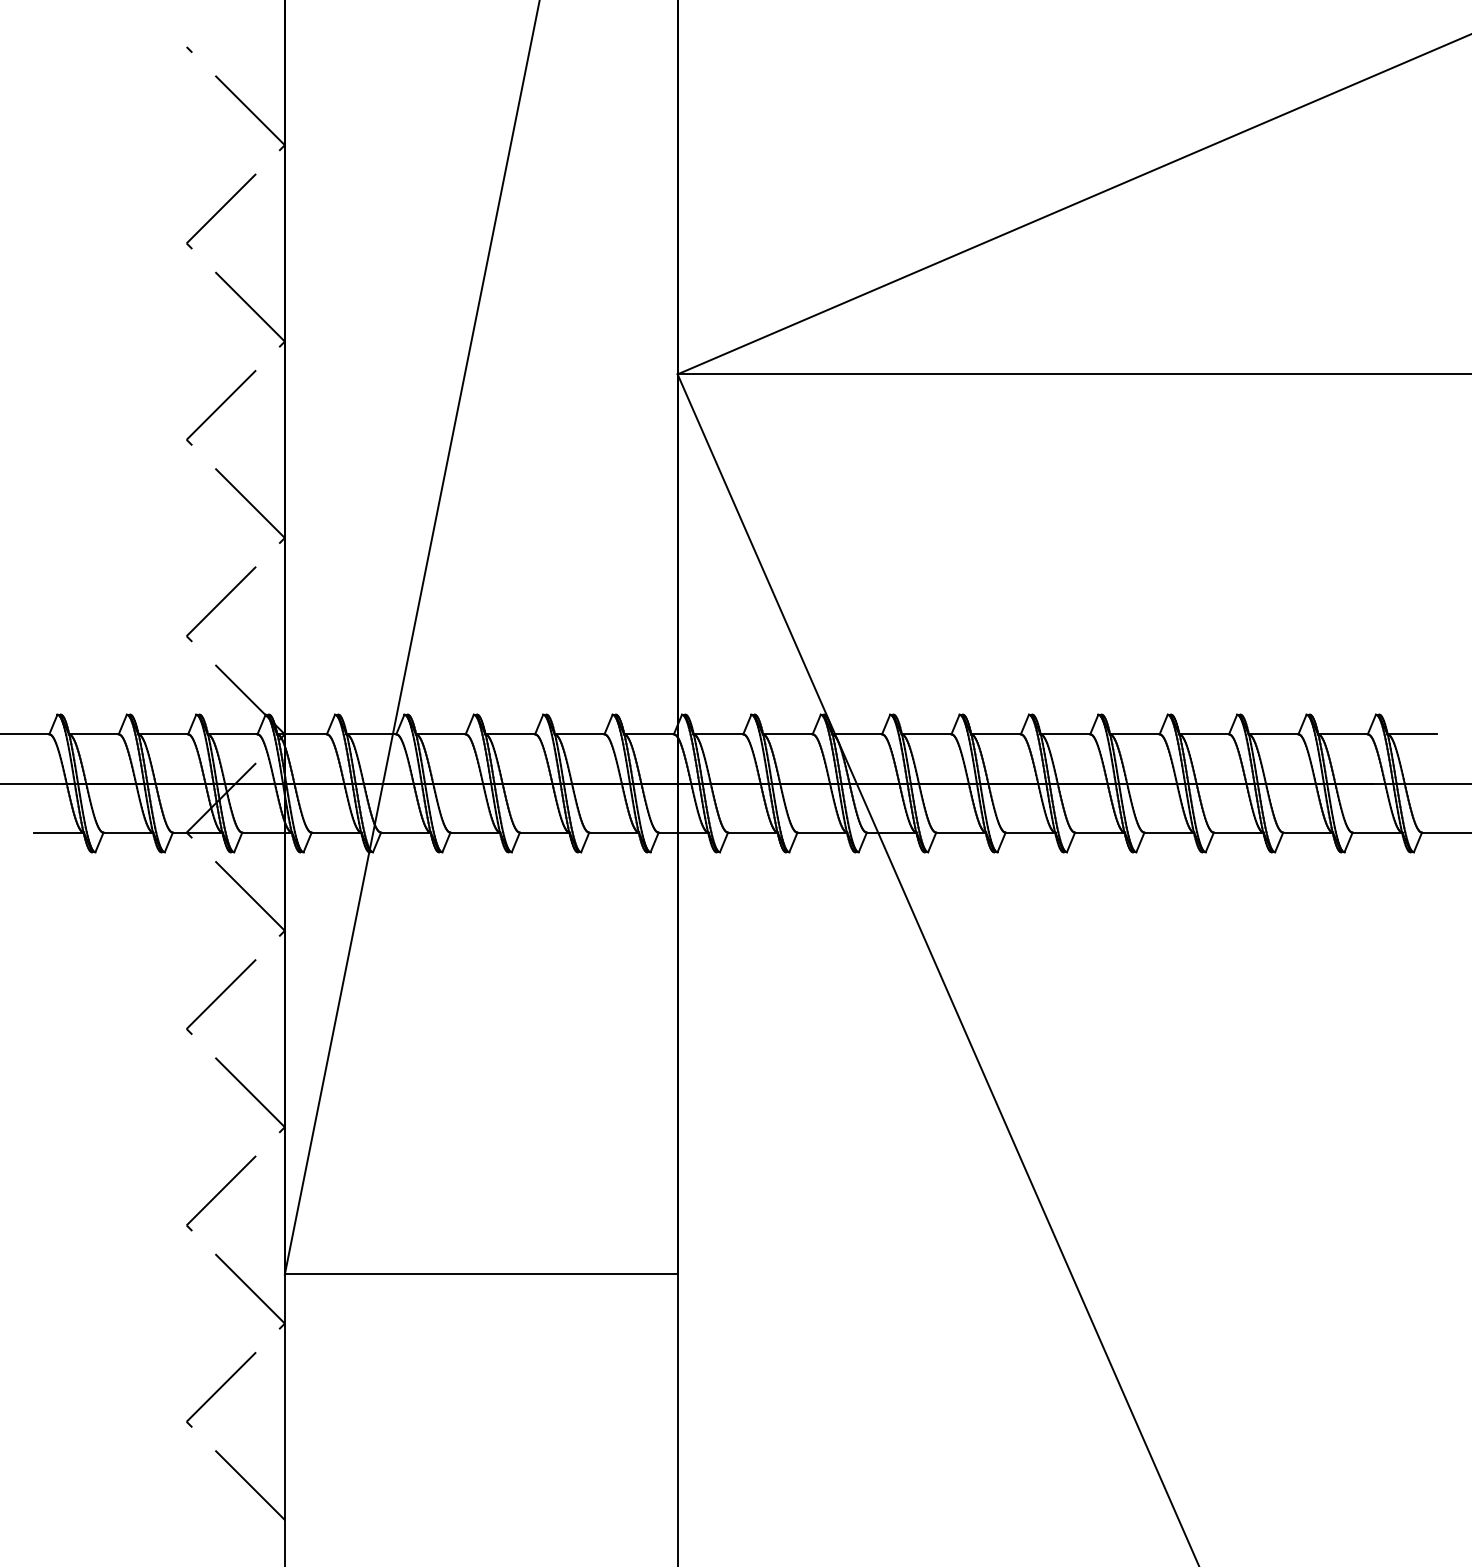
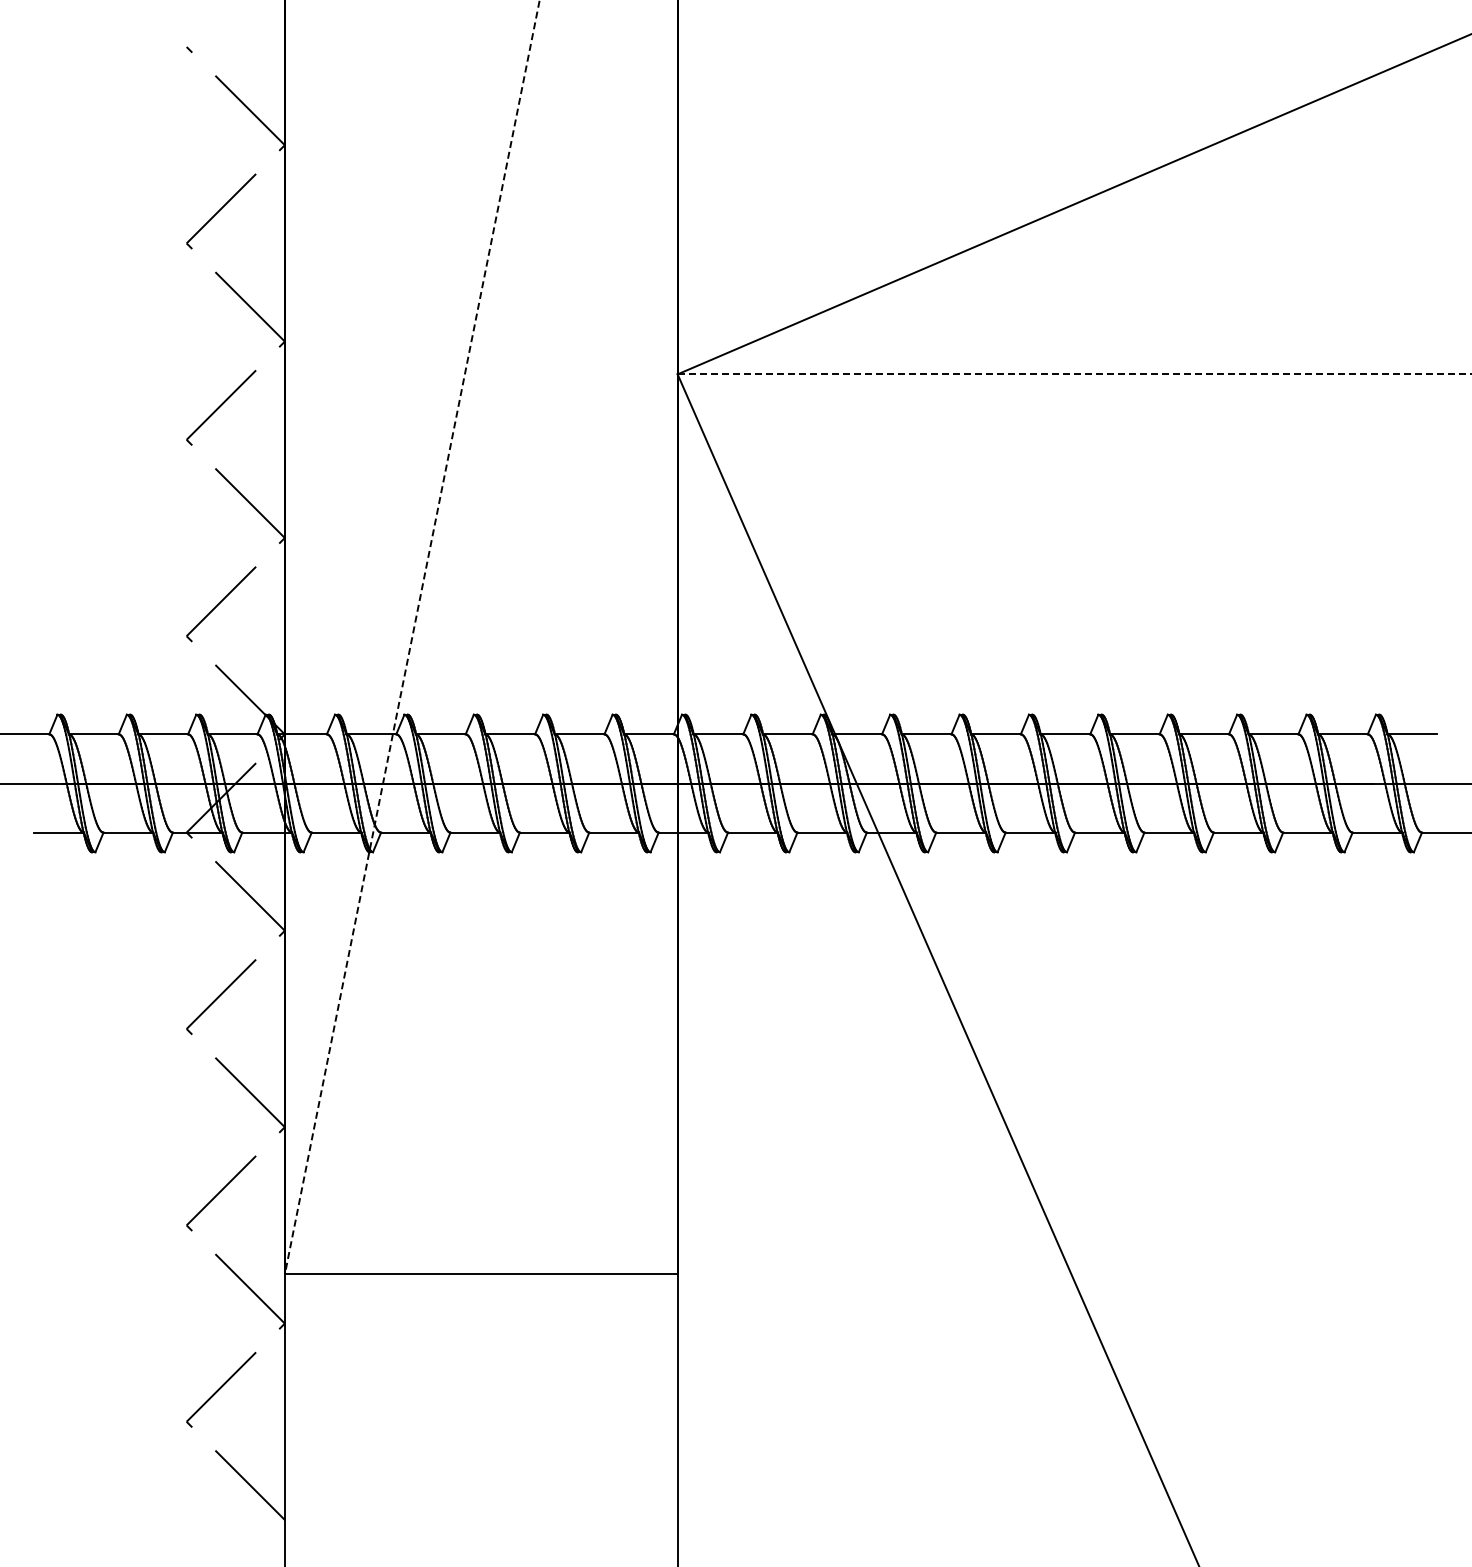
line: solid -> dashed (1074, 374)
line: solid -> dashed (412, 638)
